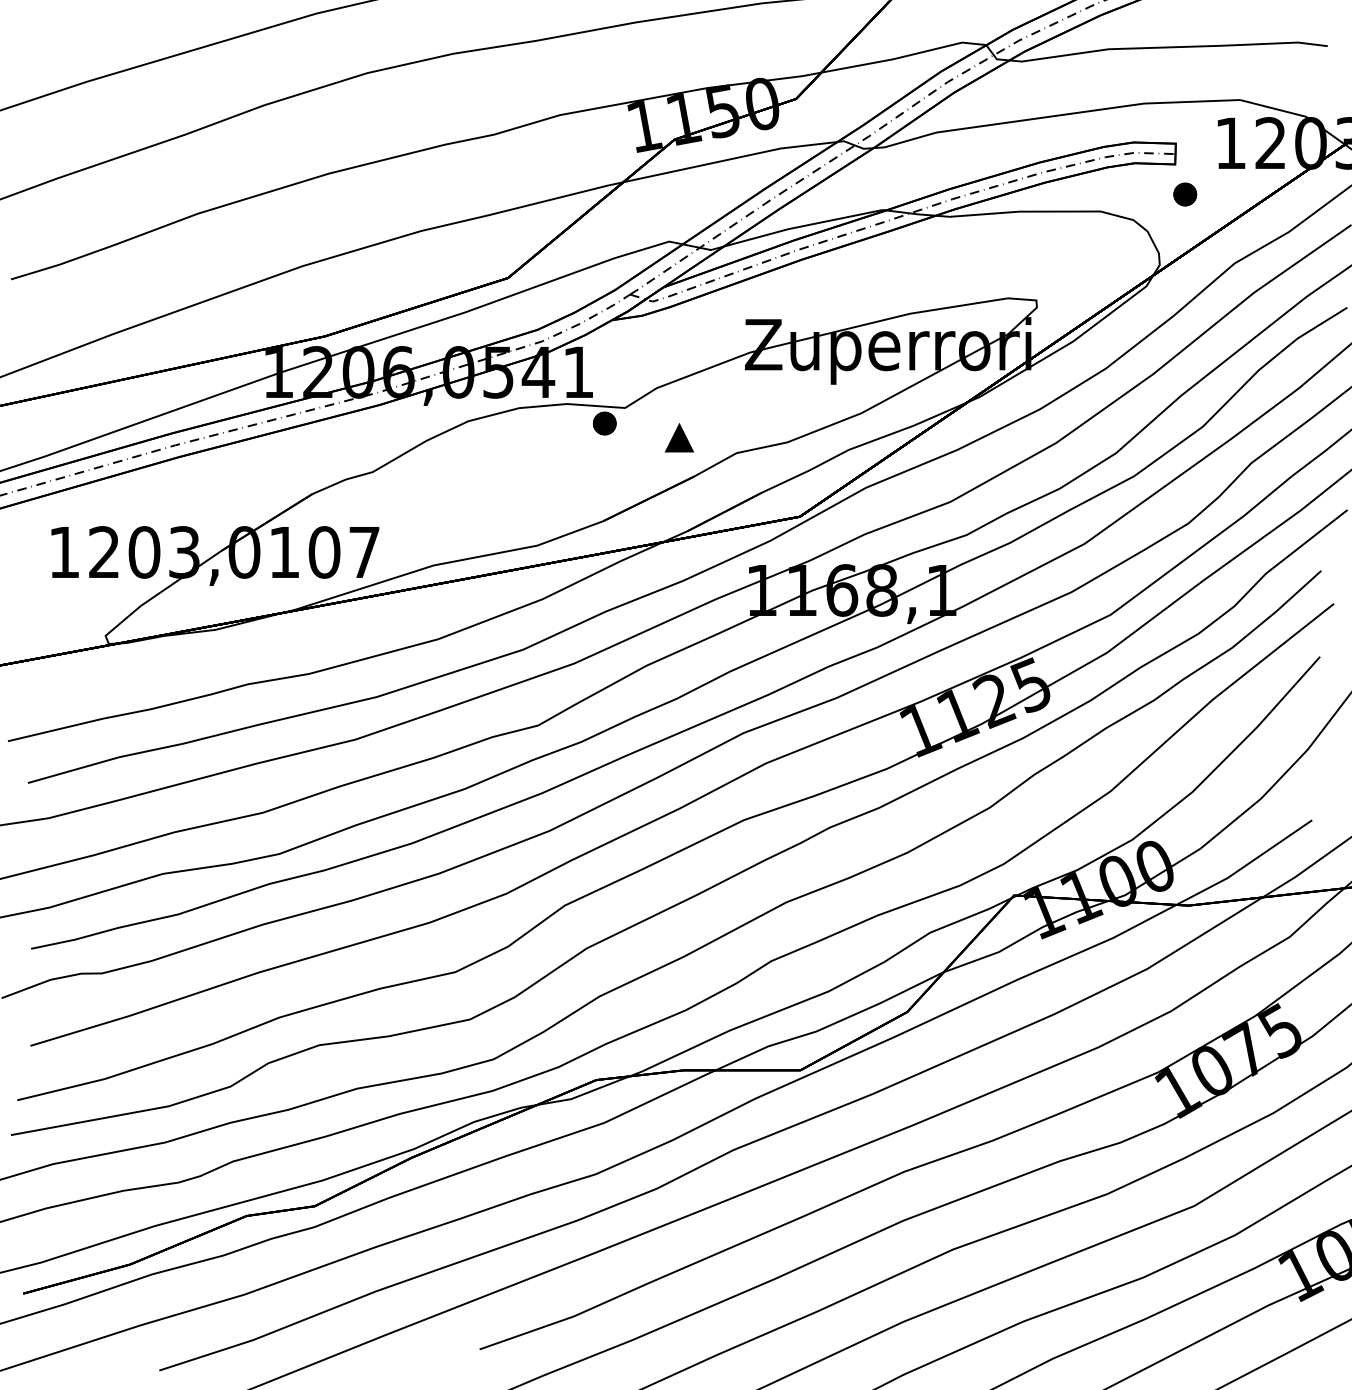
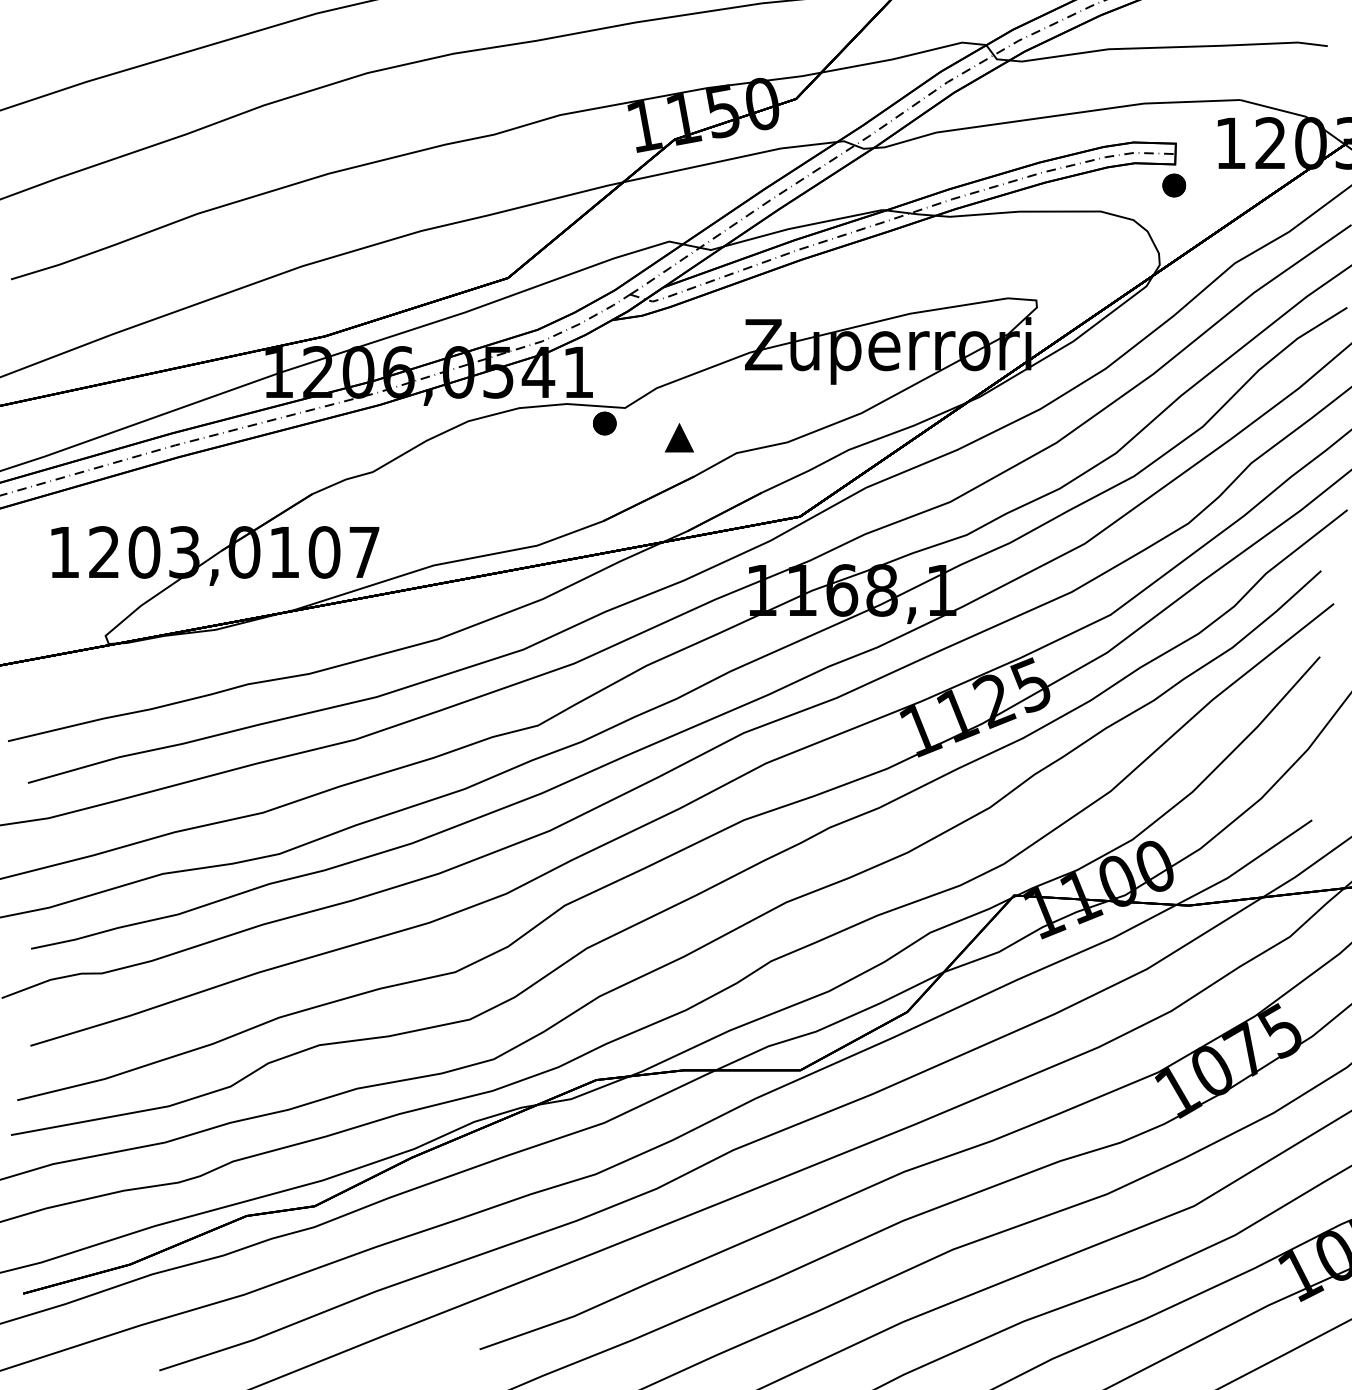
part position: (1185, 194) -> (1174, 185) (1174, 185)
